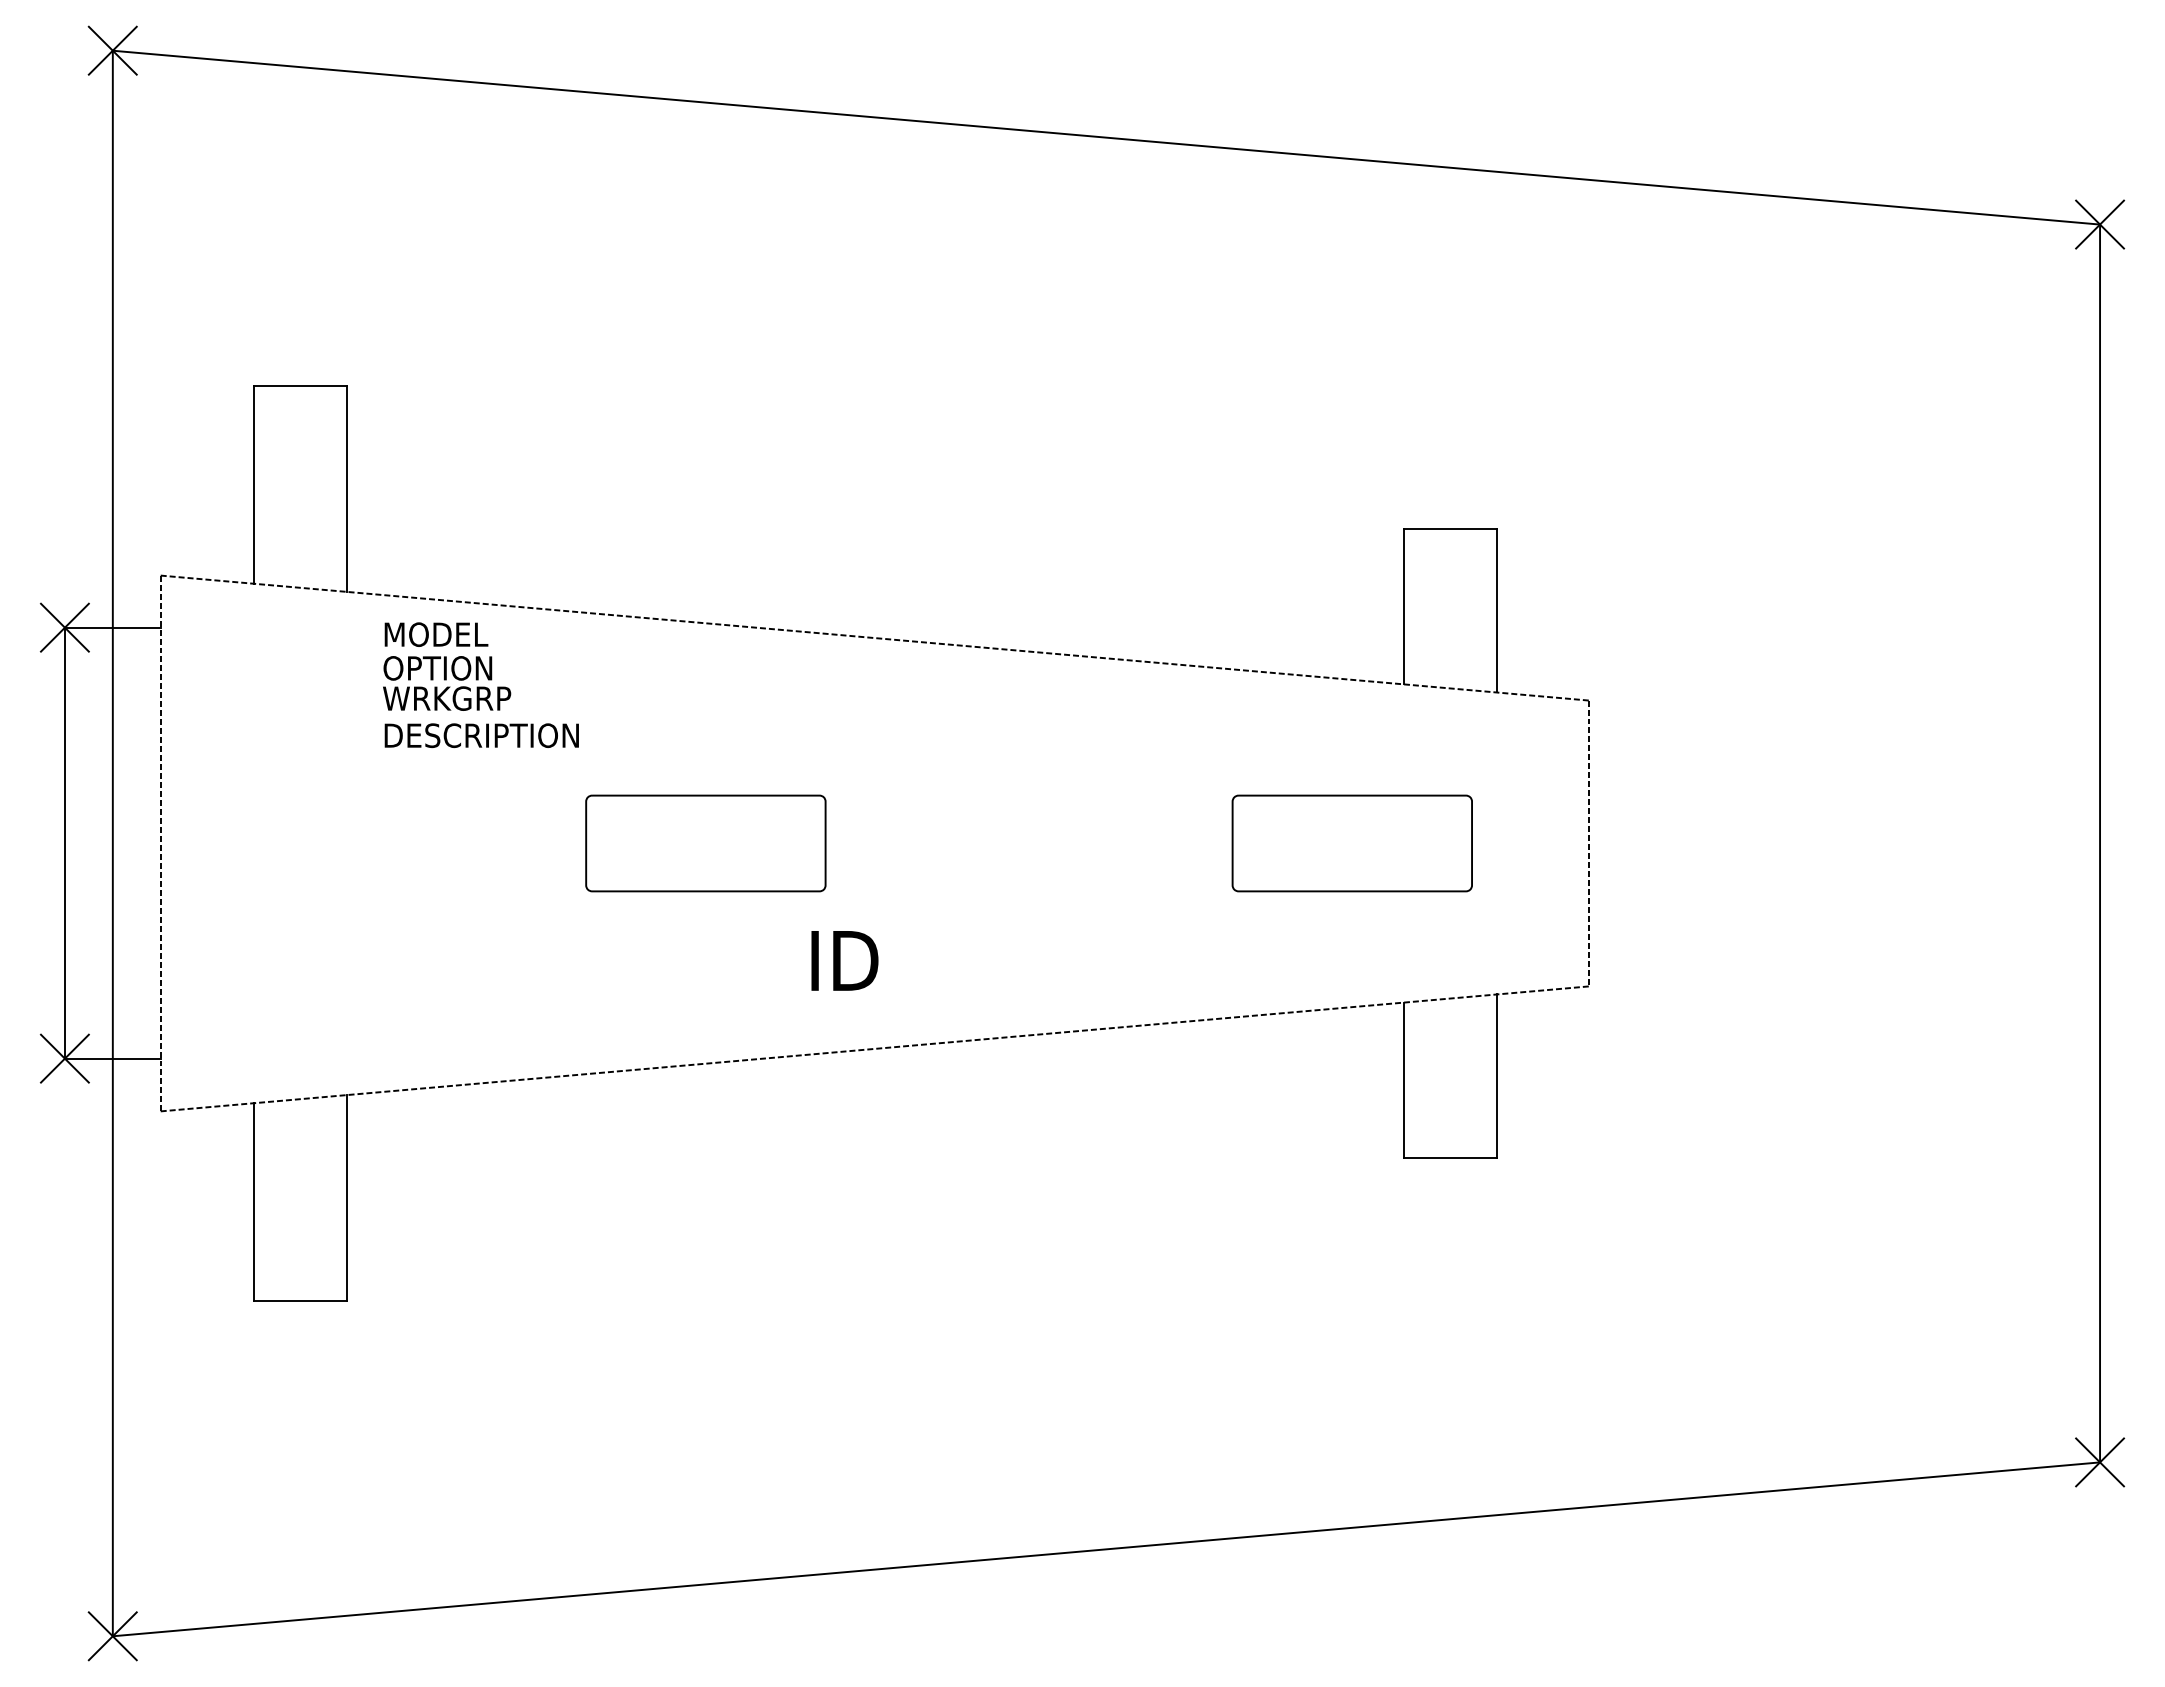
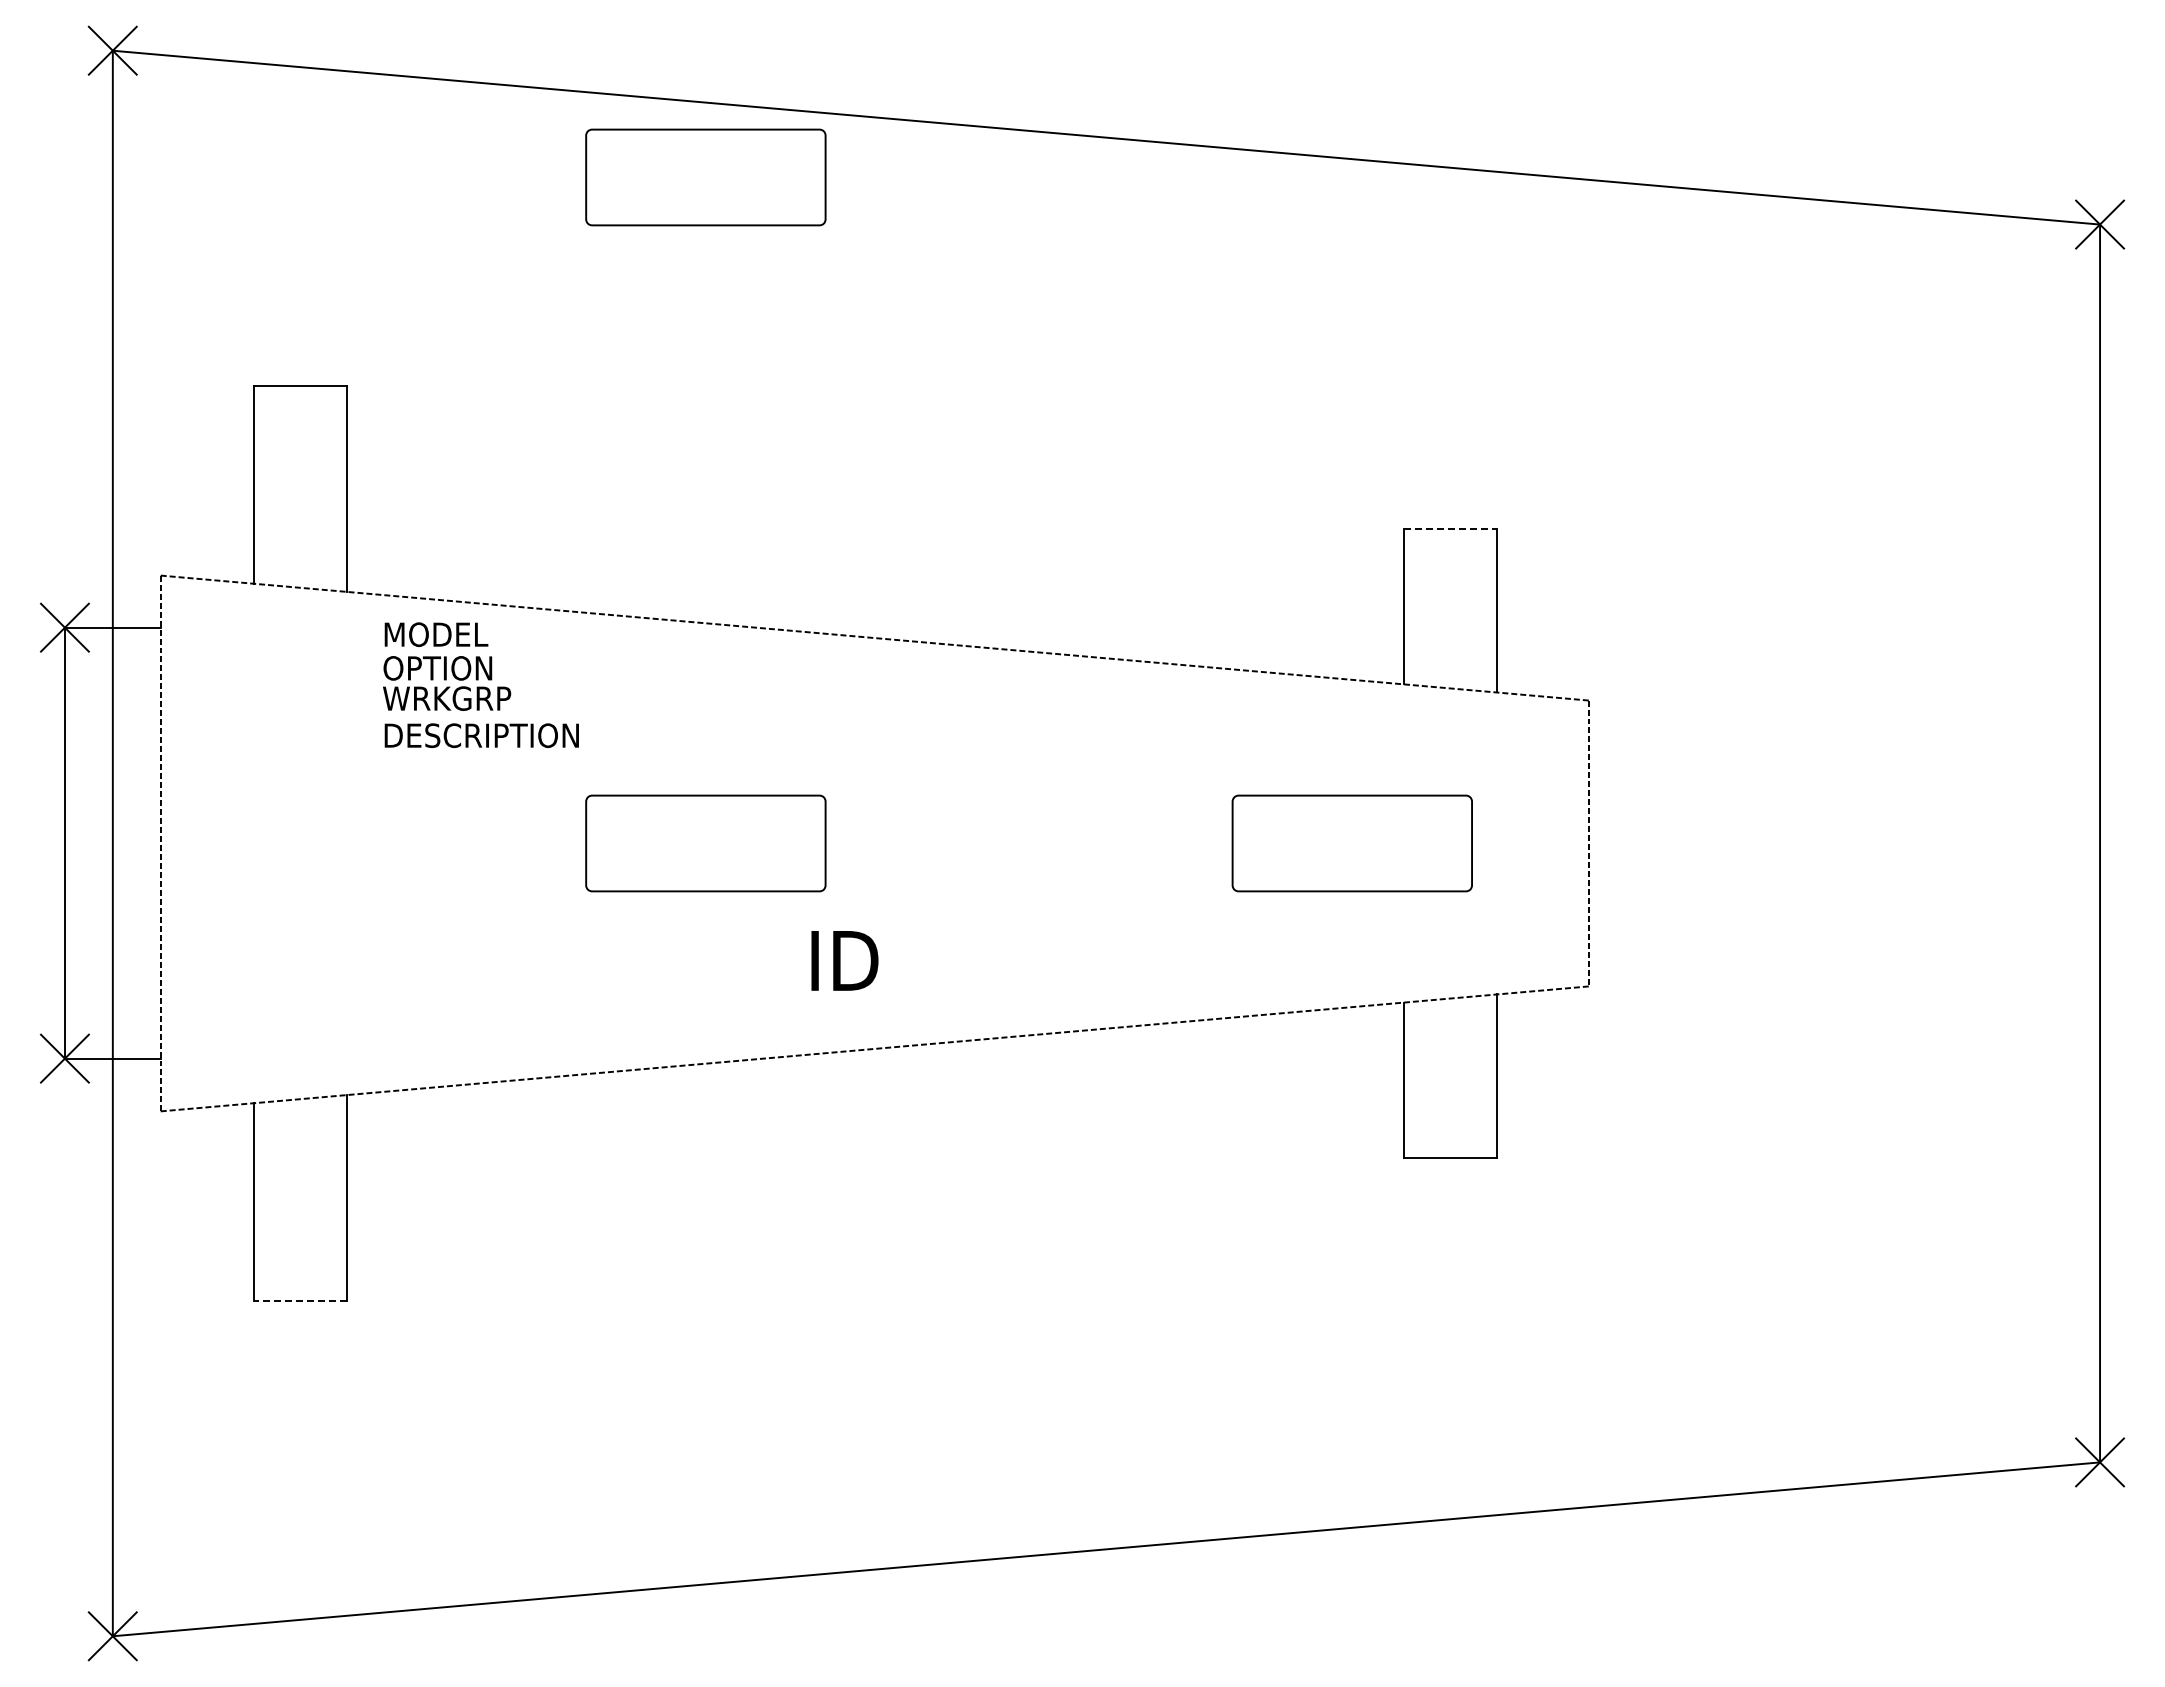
part: none -> present (705, 177)
line: solid -> dashed (1450, 529)
line: solid -> dashed (299, 1301)
